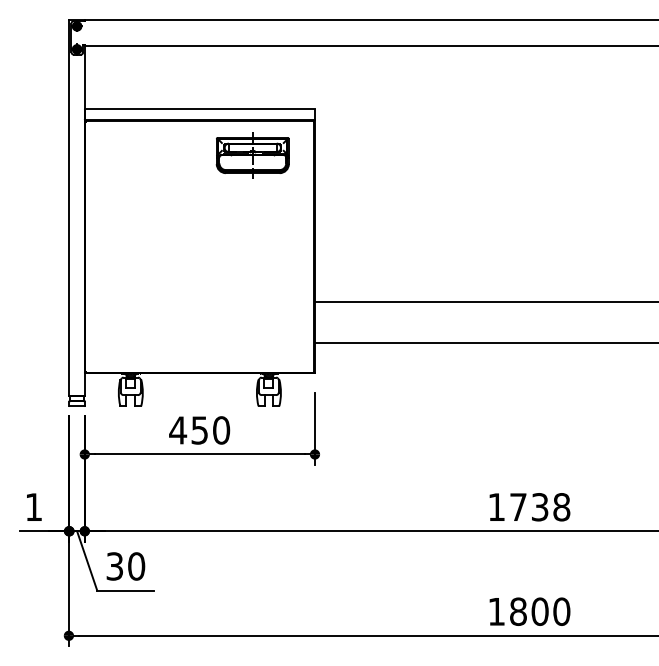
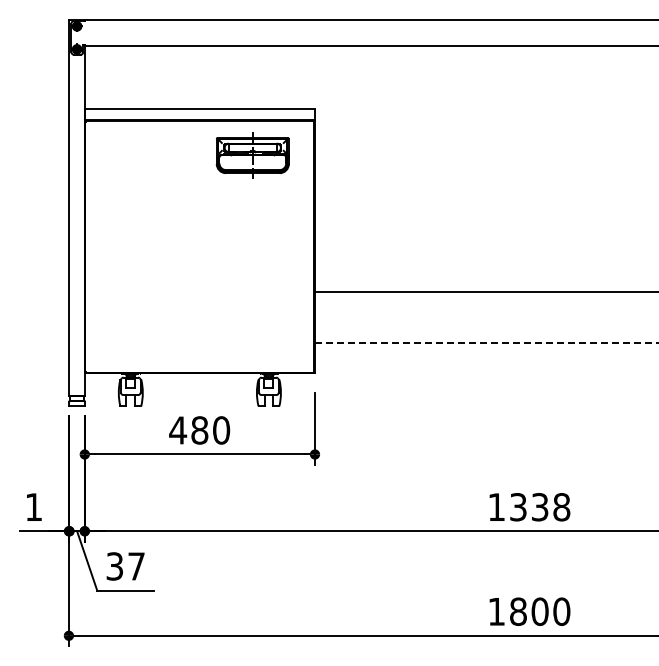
line position: (484, 302) -> (484, 292) (484, 292)
line: solid -> dashed (486, 343)
text: 450 -> 480 (199, 430)
text: 1738 -> 1338 (518, 507)
text: 30 -> 37 (136, 566)
